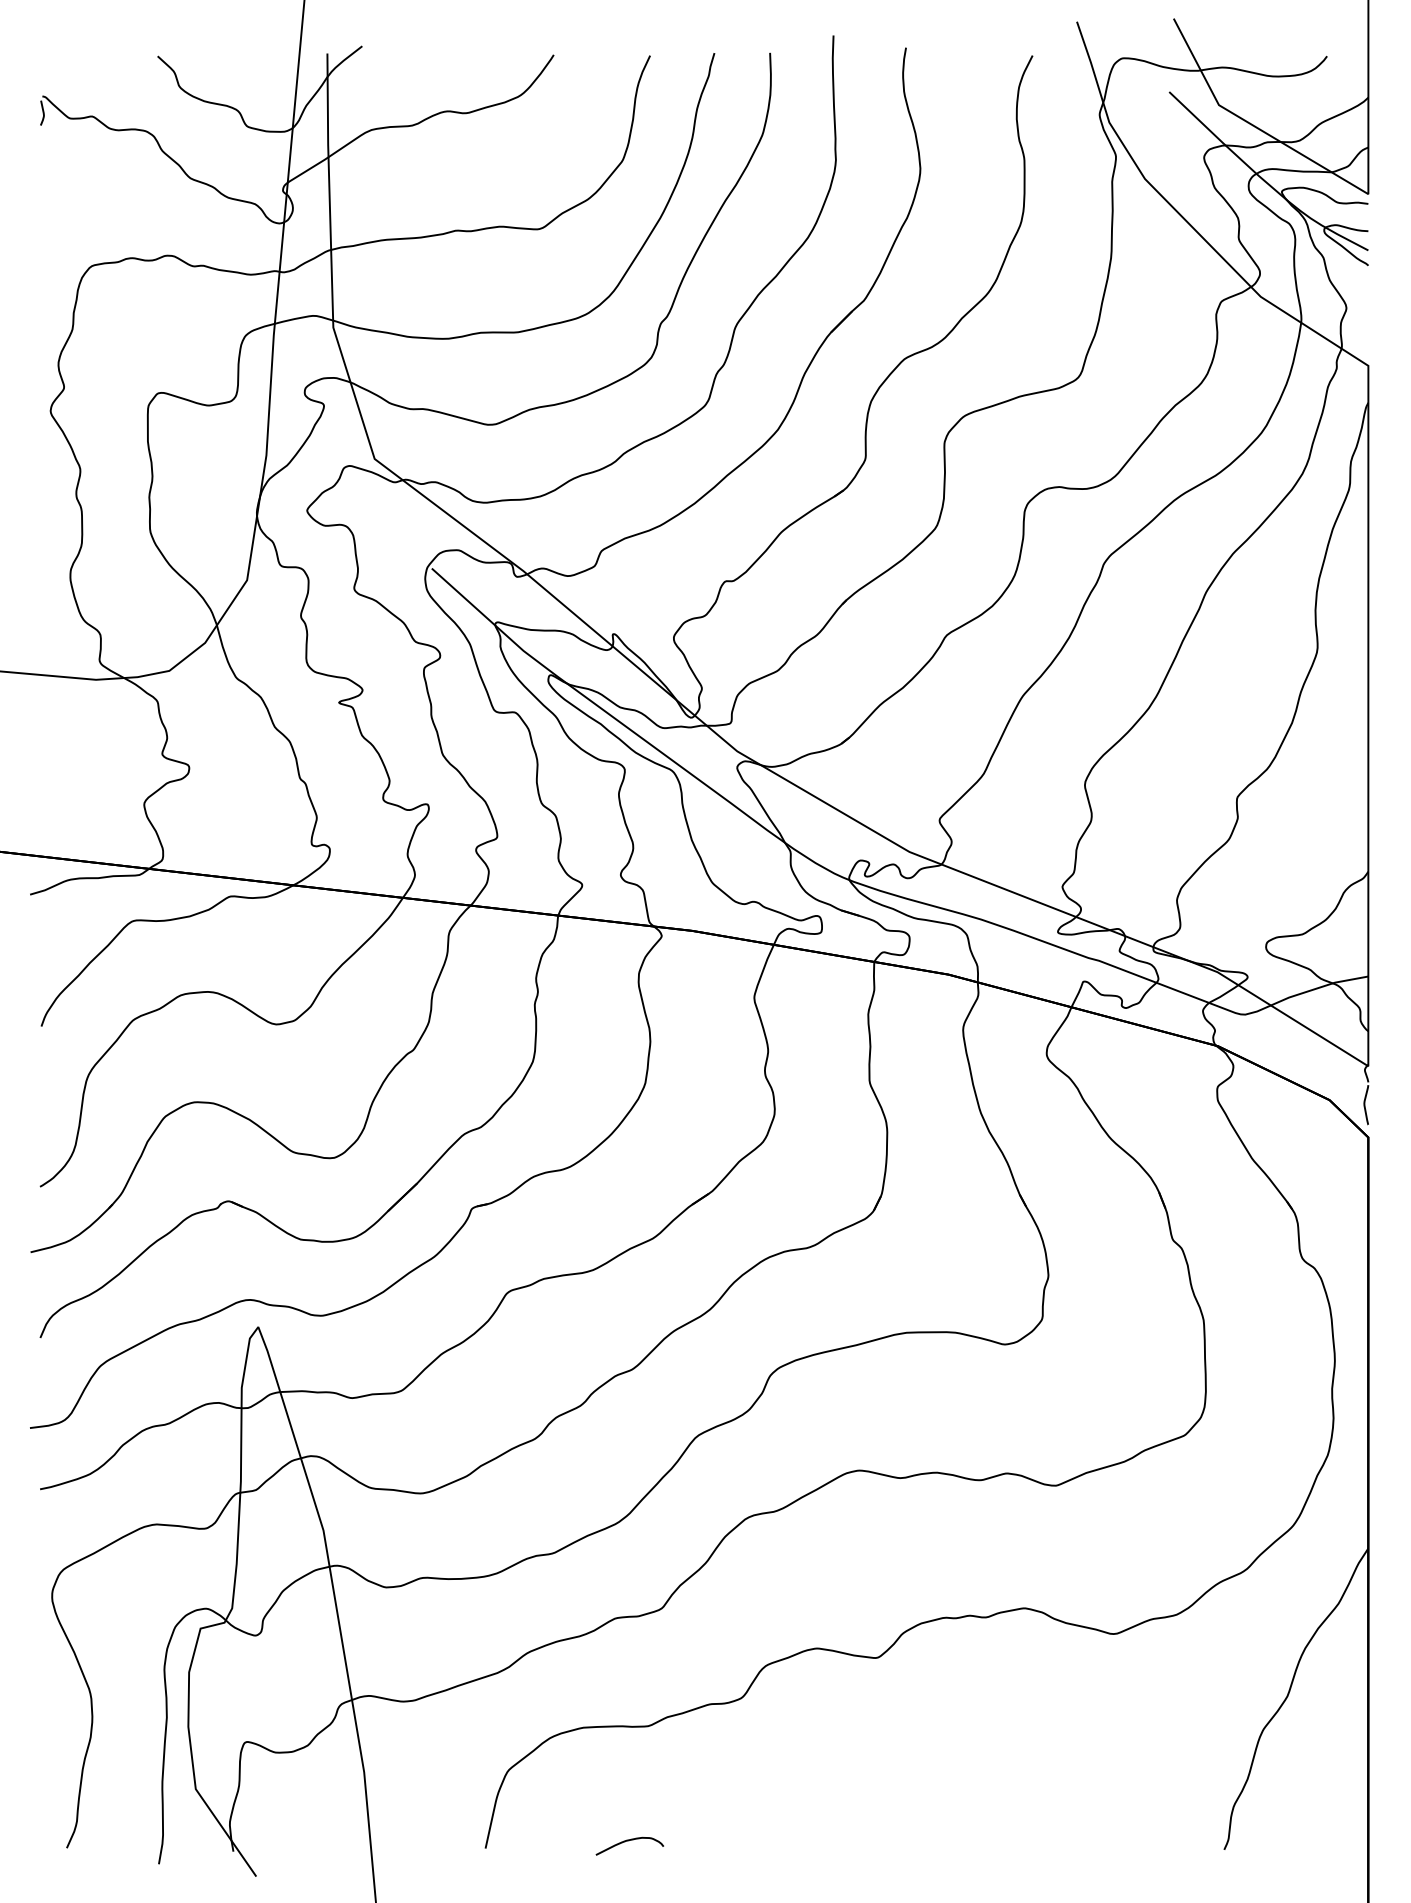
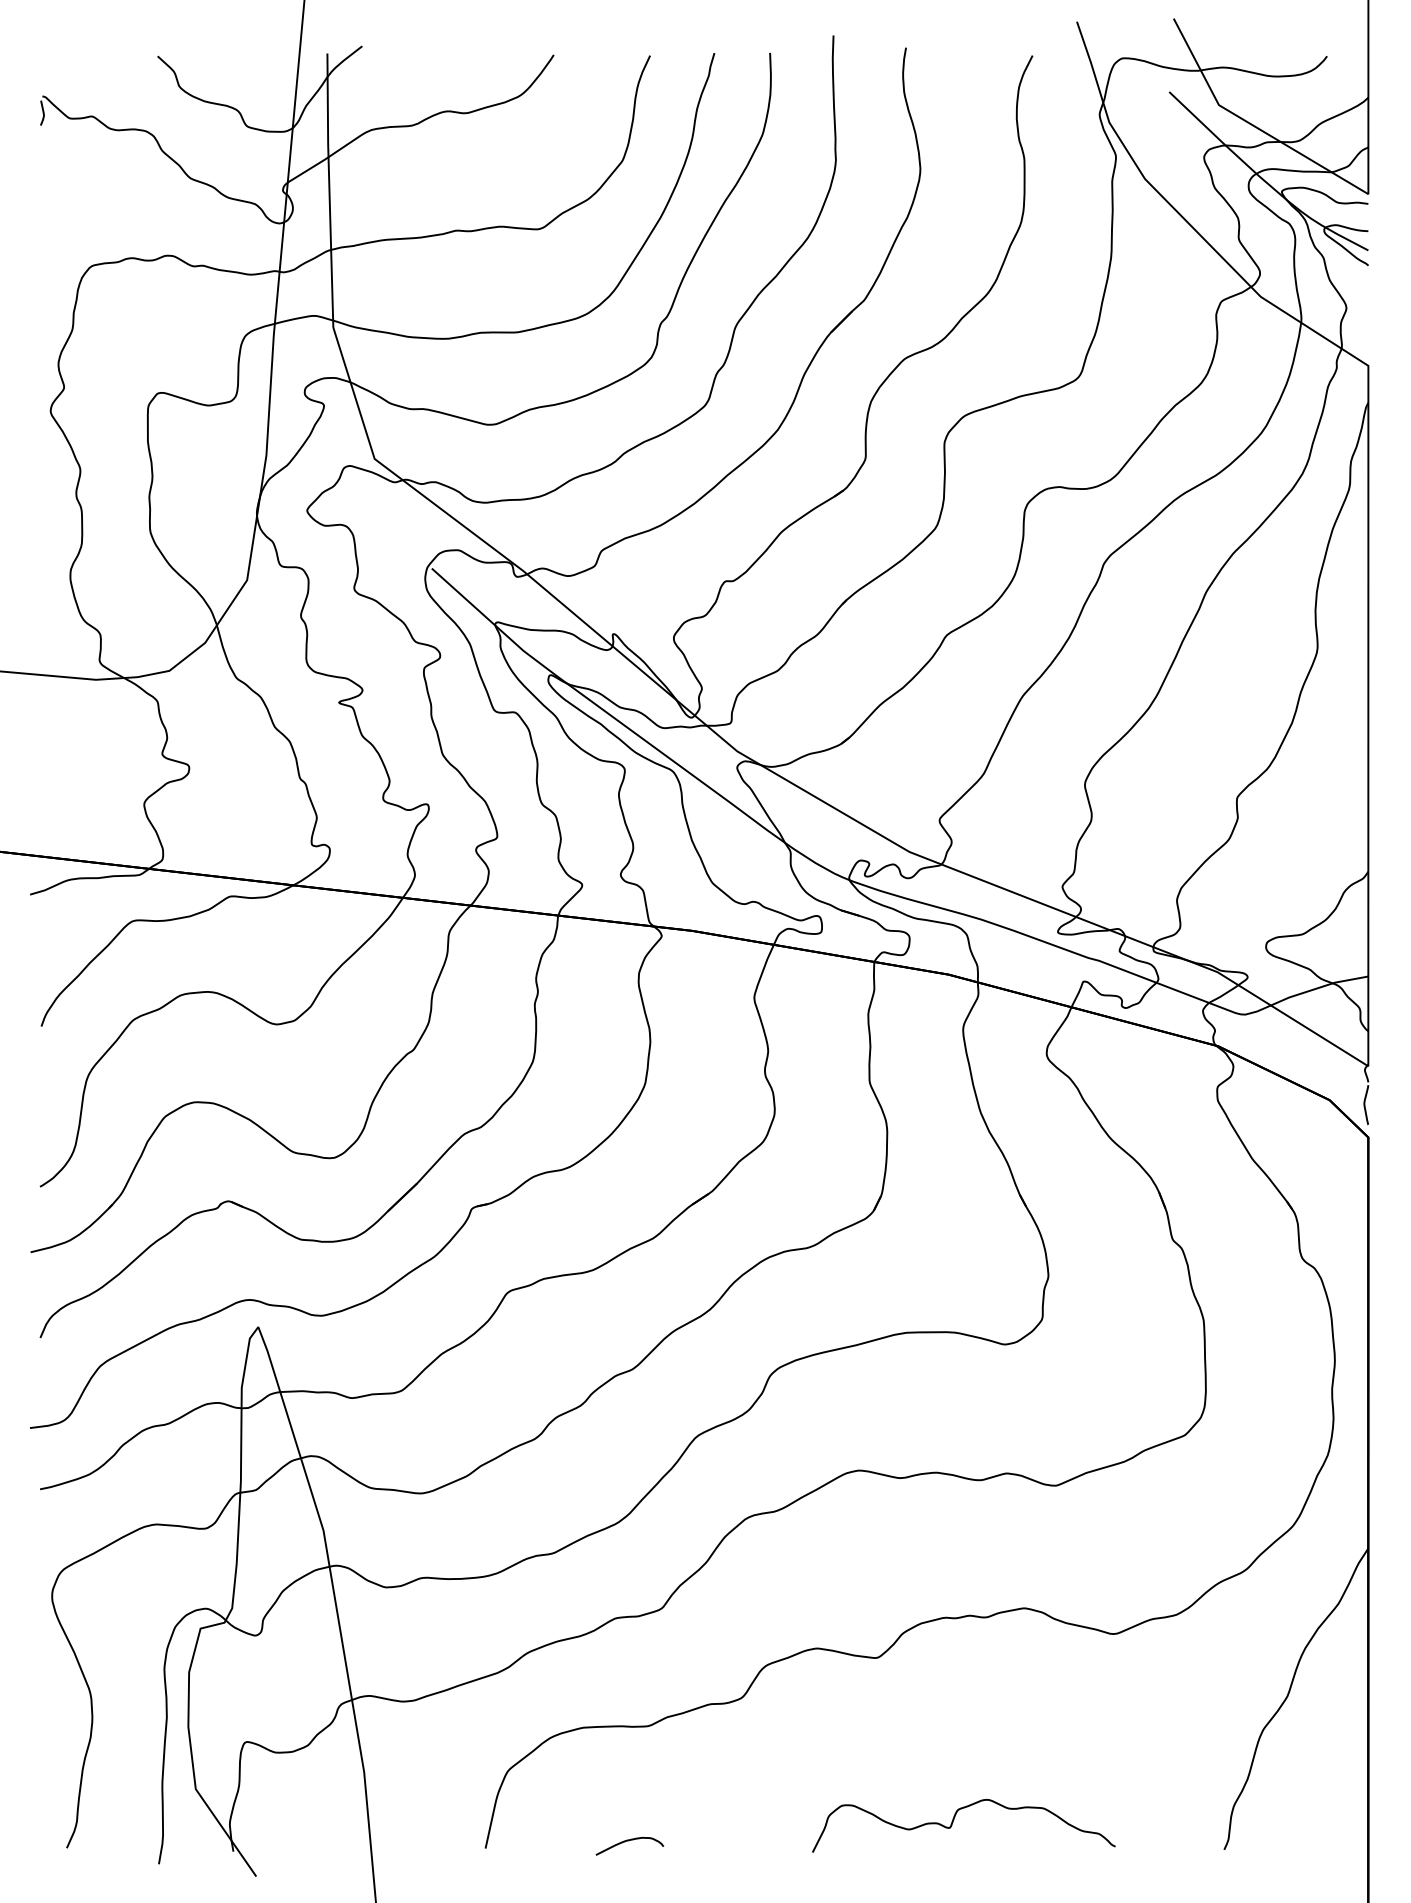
curve: none -> present (953, 1822)
